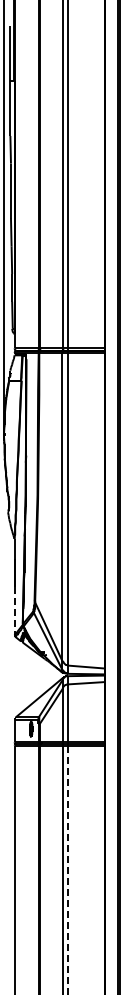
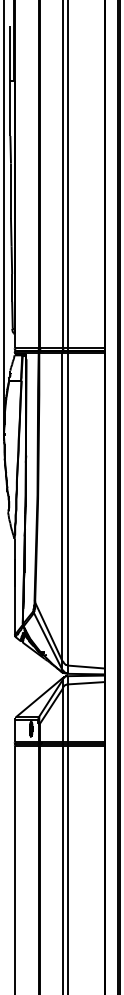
line: dashed -> solid (14, 611)
line: dashed -> solid (67, 870)
